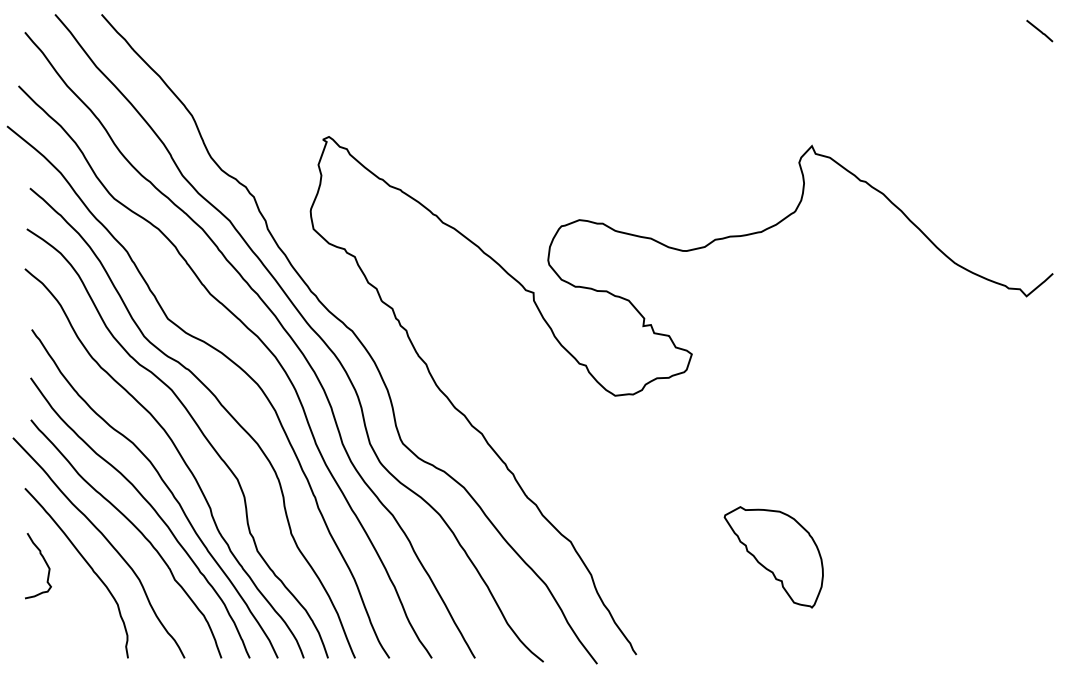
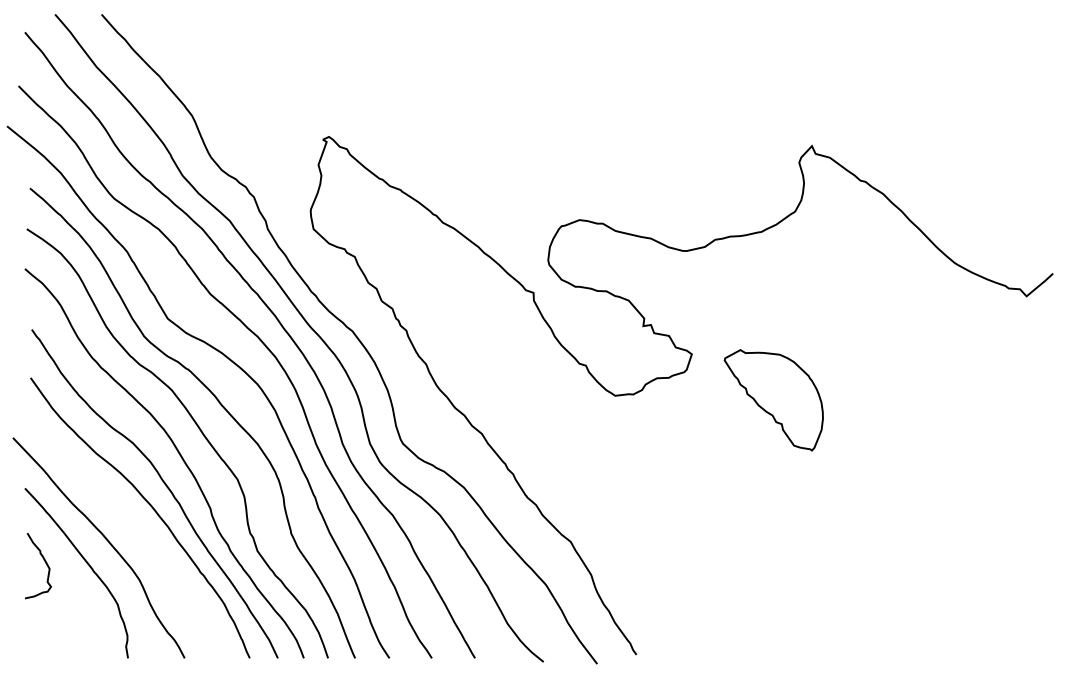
line: present -> none (1039, 30)
curve: present -> none (135, 528)
part position: (773, 557) -> (773, 400) (773, 400)
